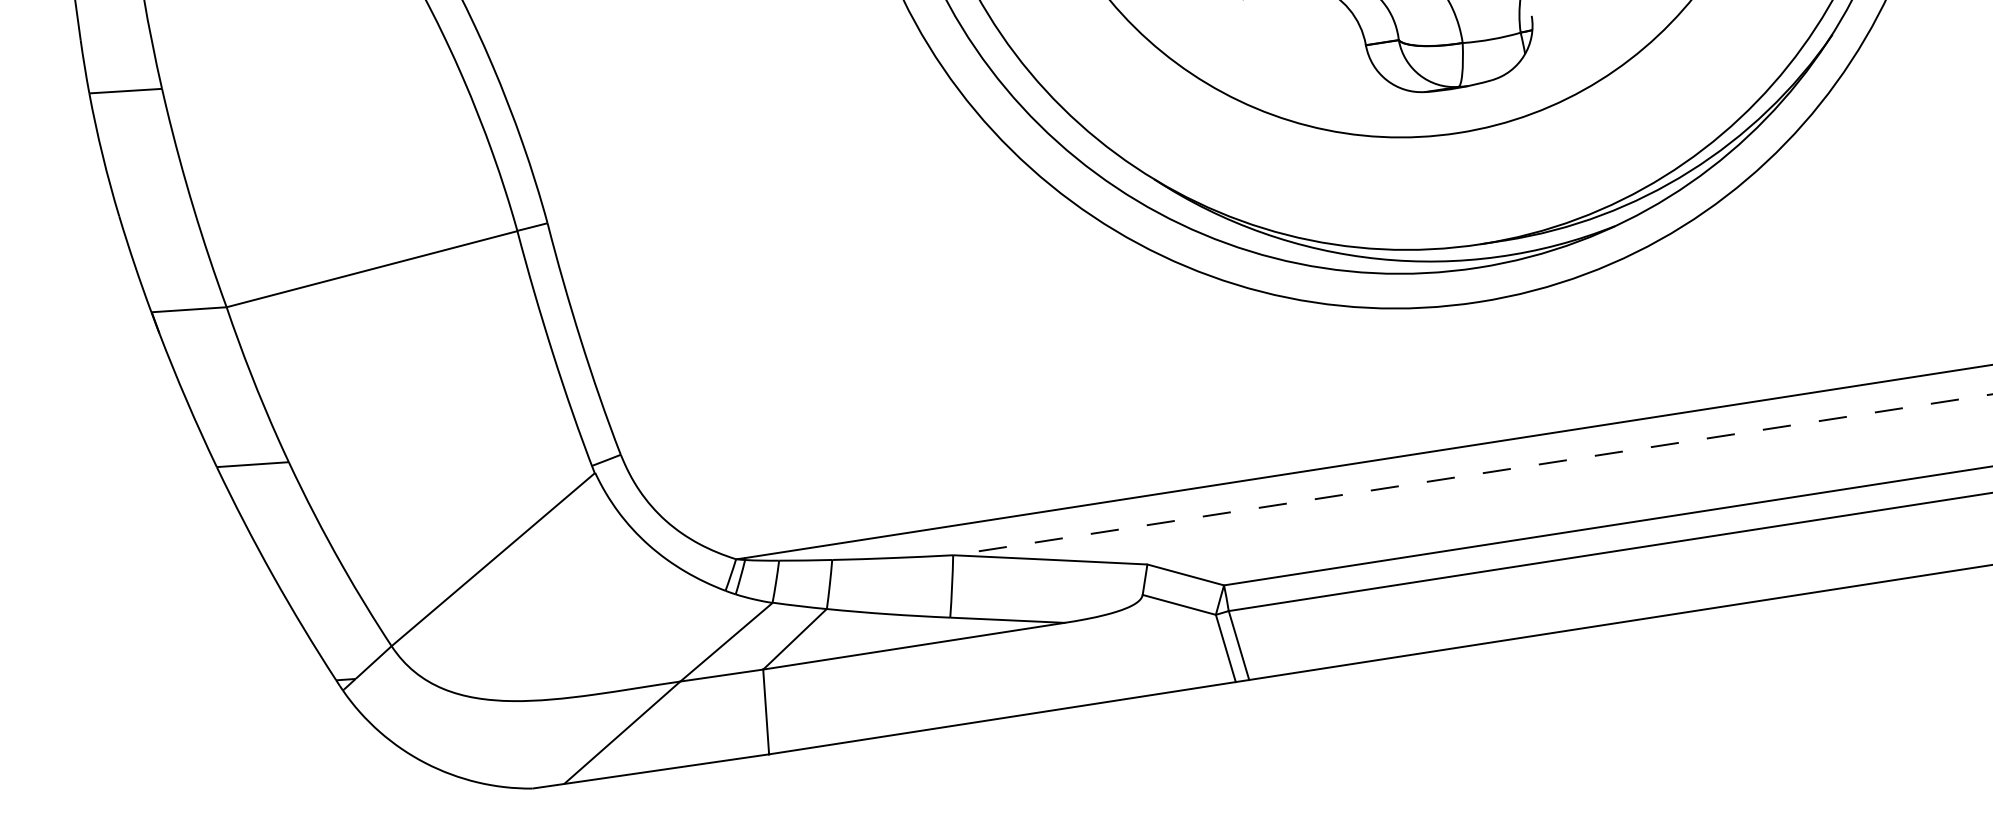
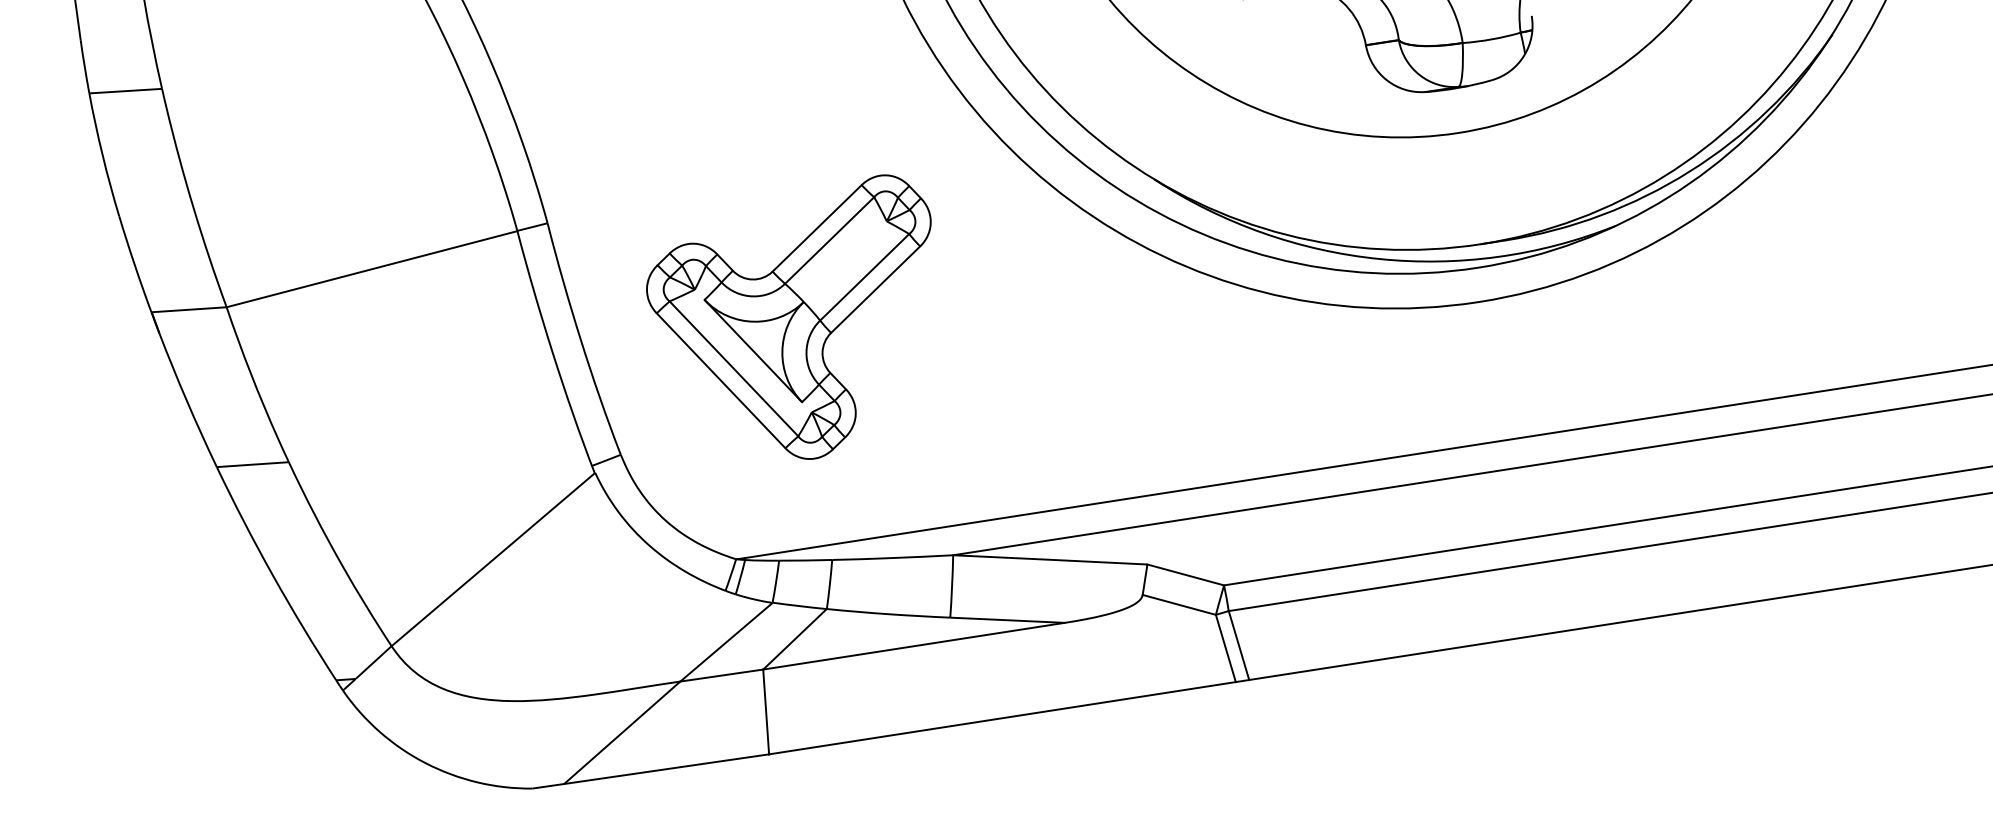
part: none -> present (788, 316)
line: dashed -> solid (1472, 474)
